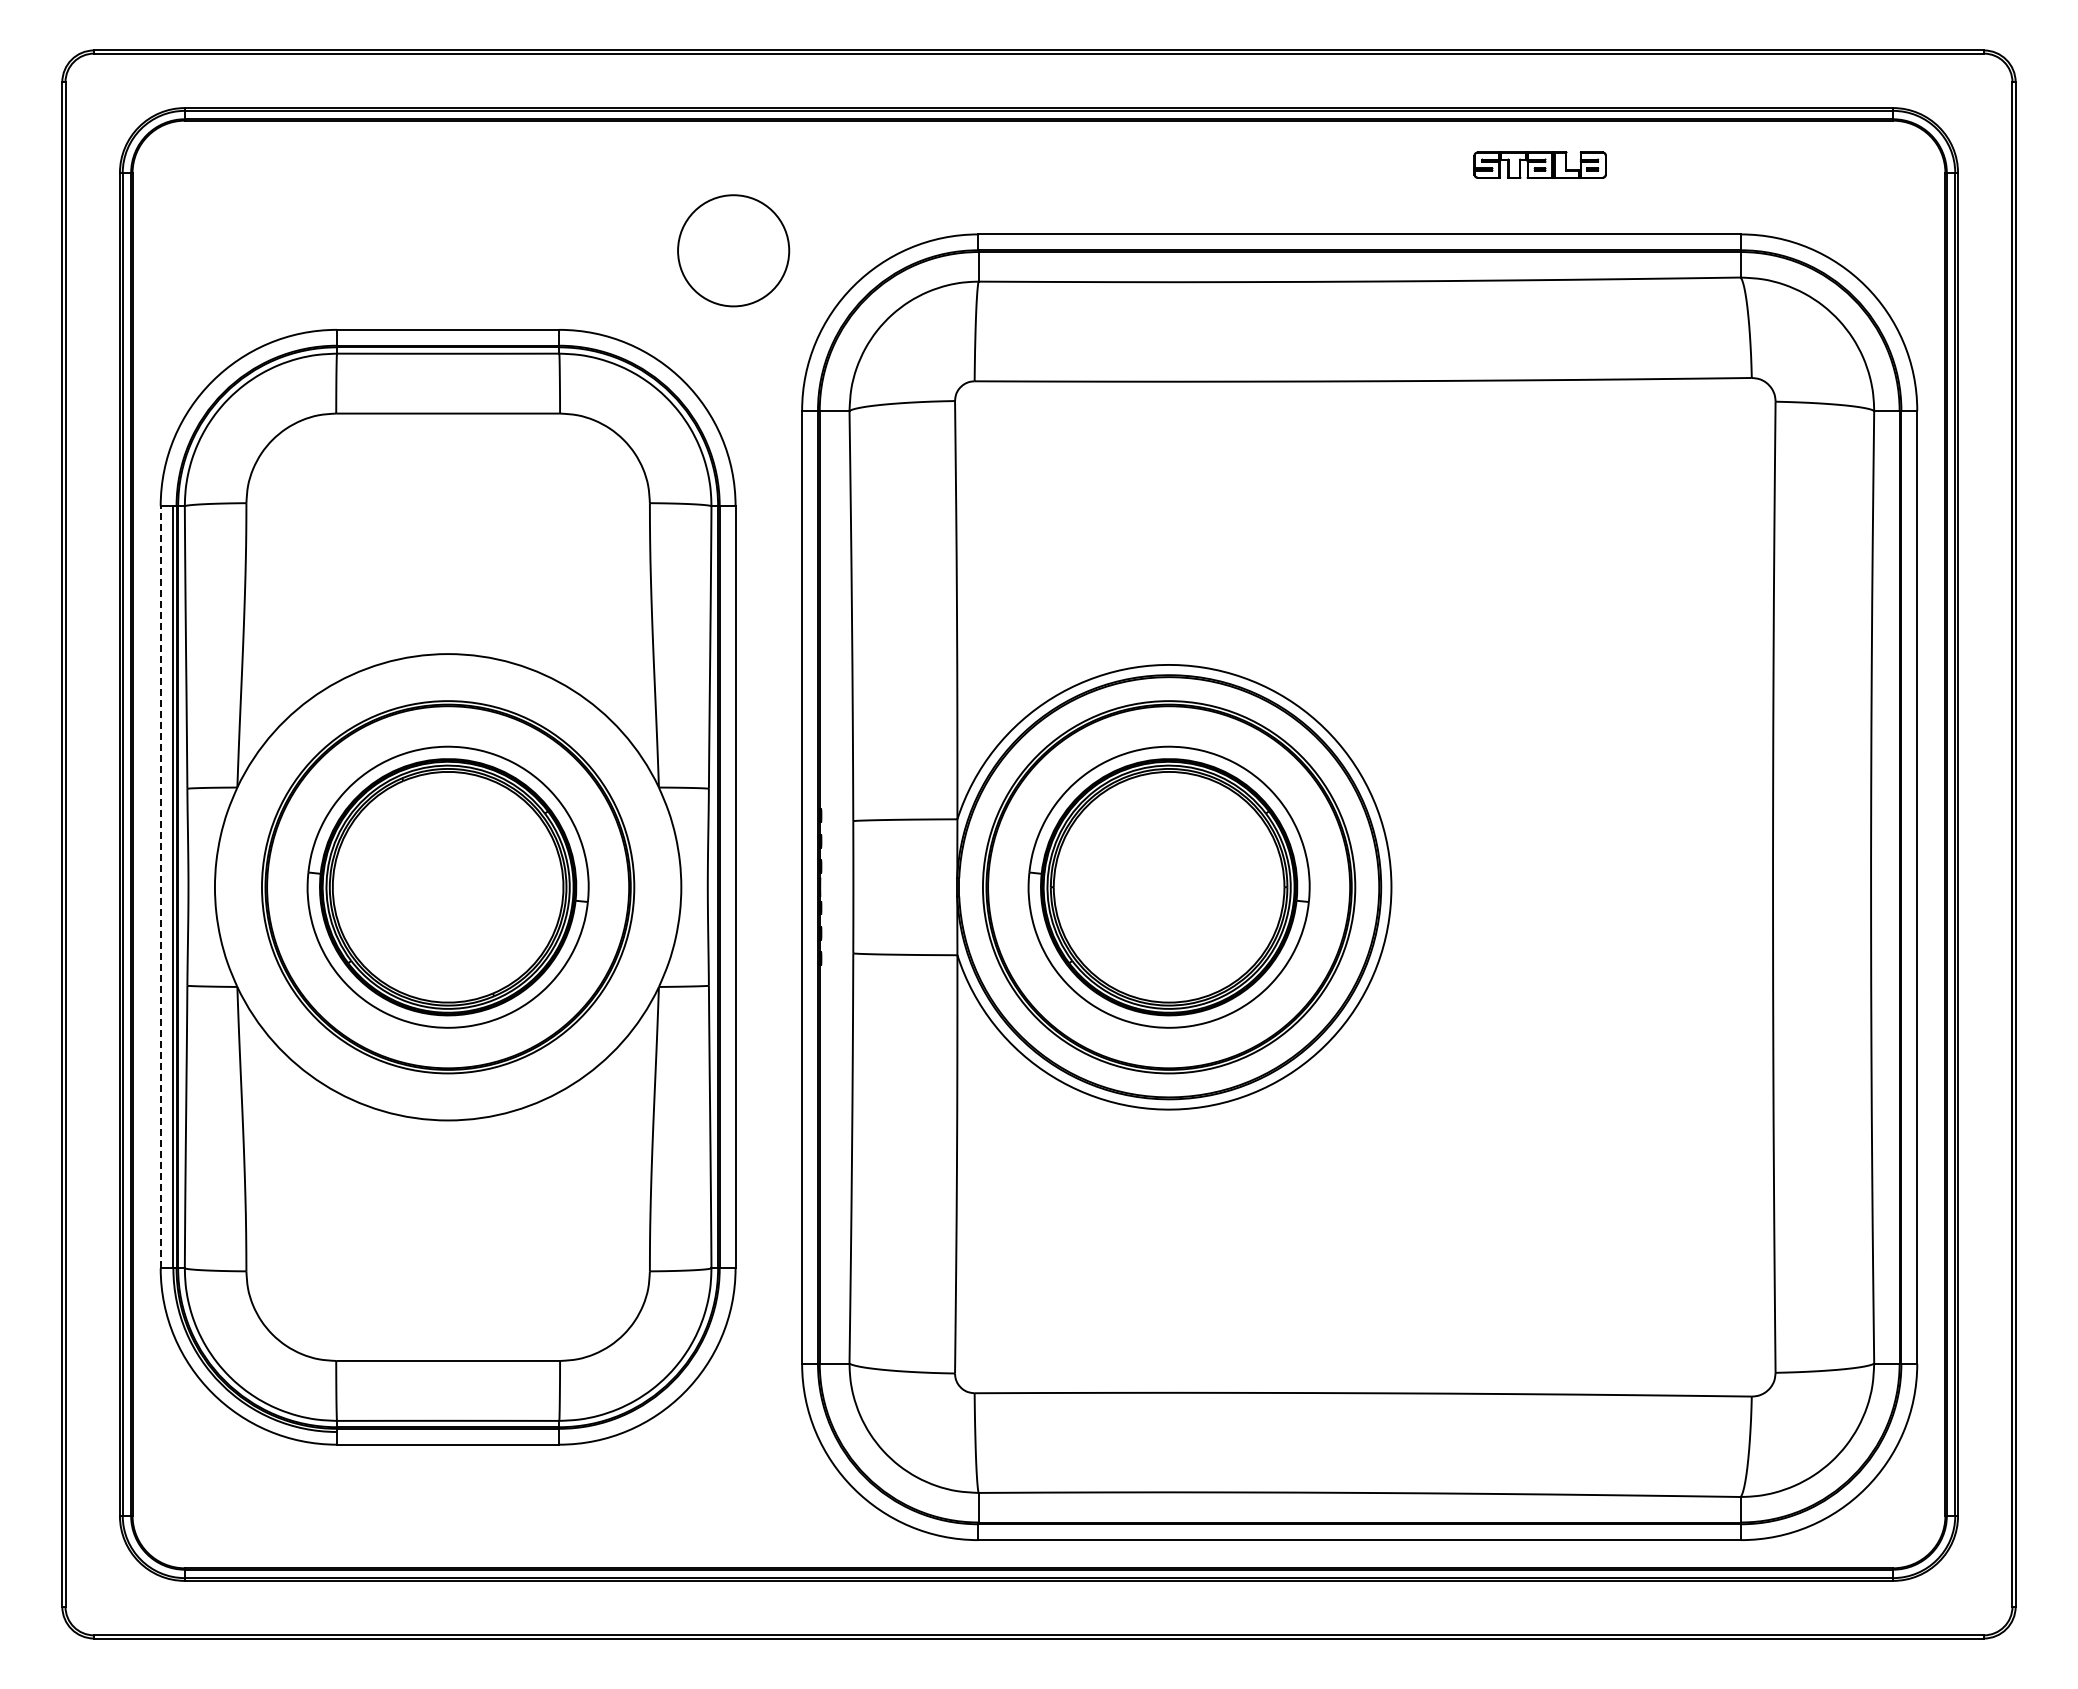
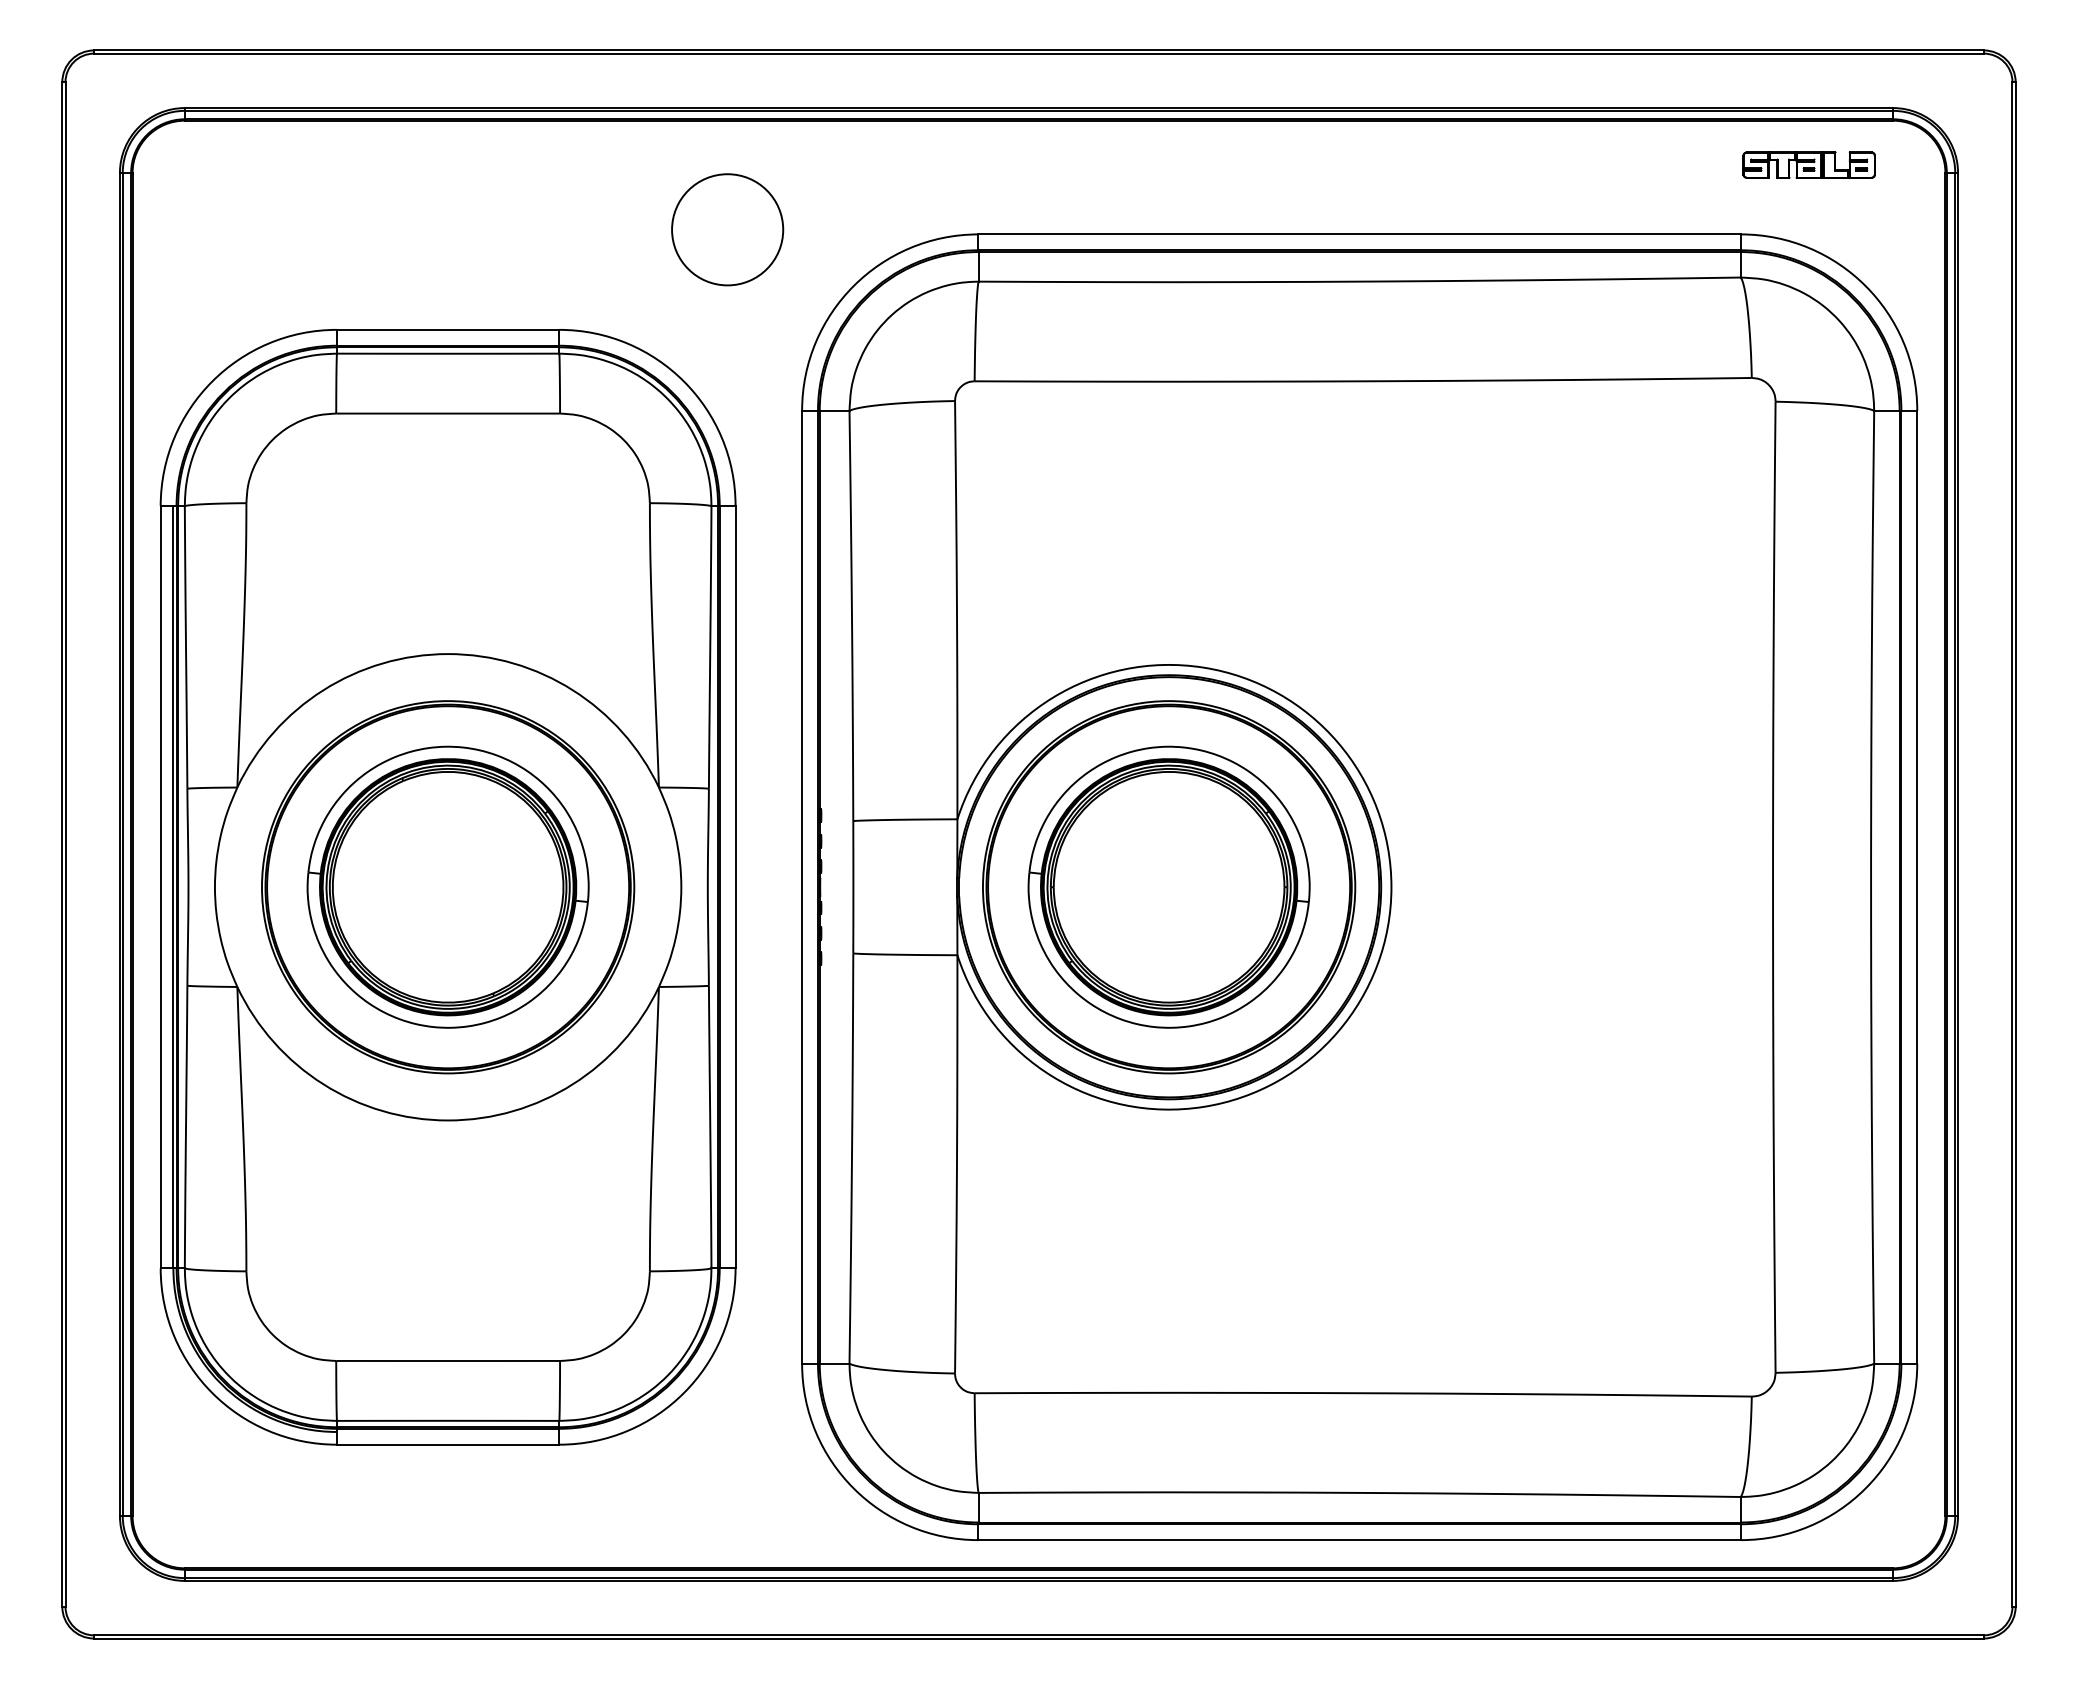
part position: (1539, 164) -> (1808, 164) (1808, 164)
circle position: (733, 250) -> (727, 229) (727, 229)
line: dashed -> solid (160, 886)
